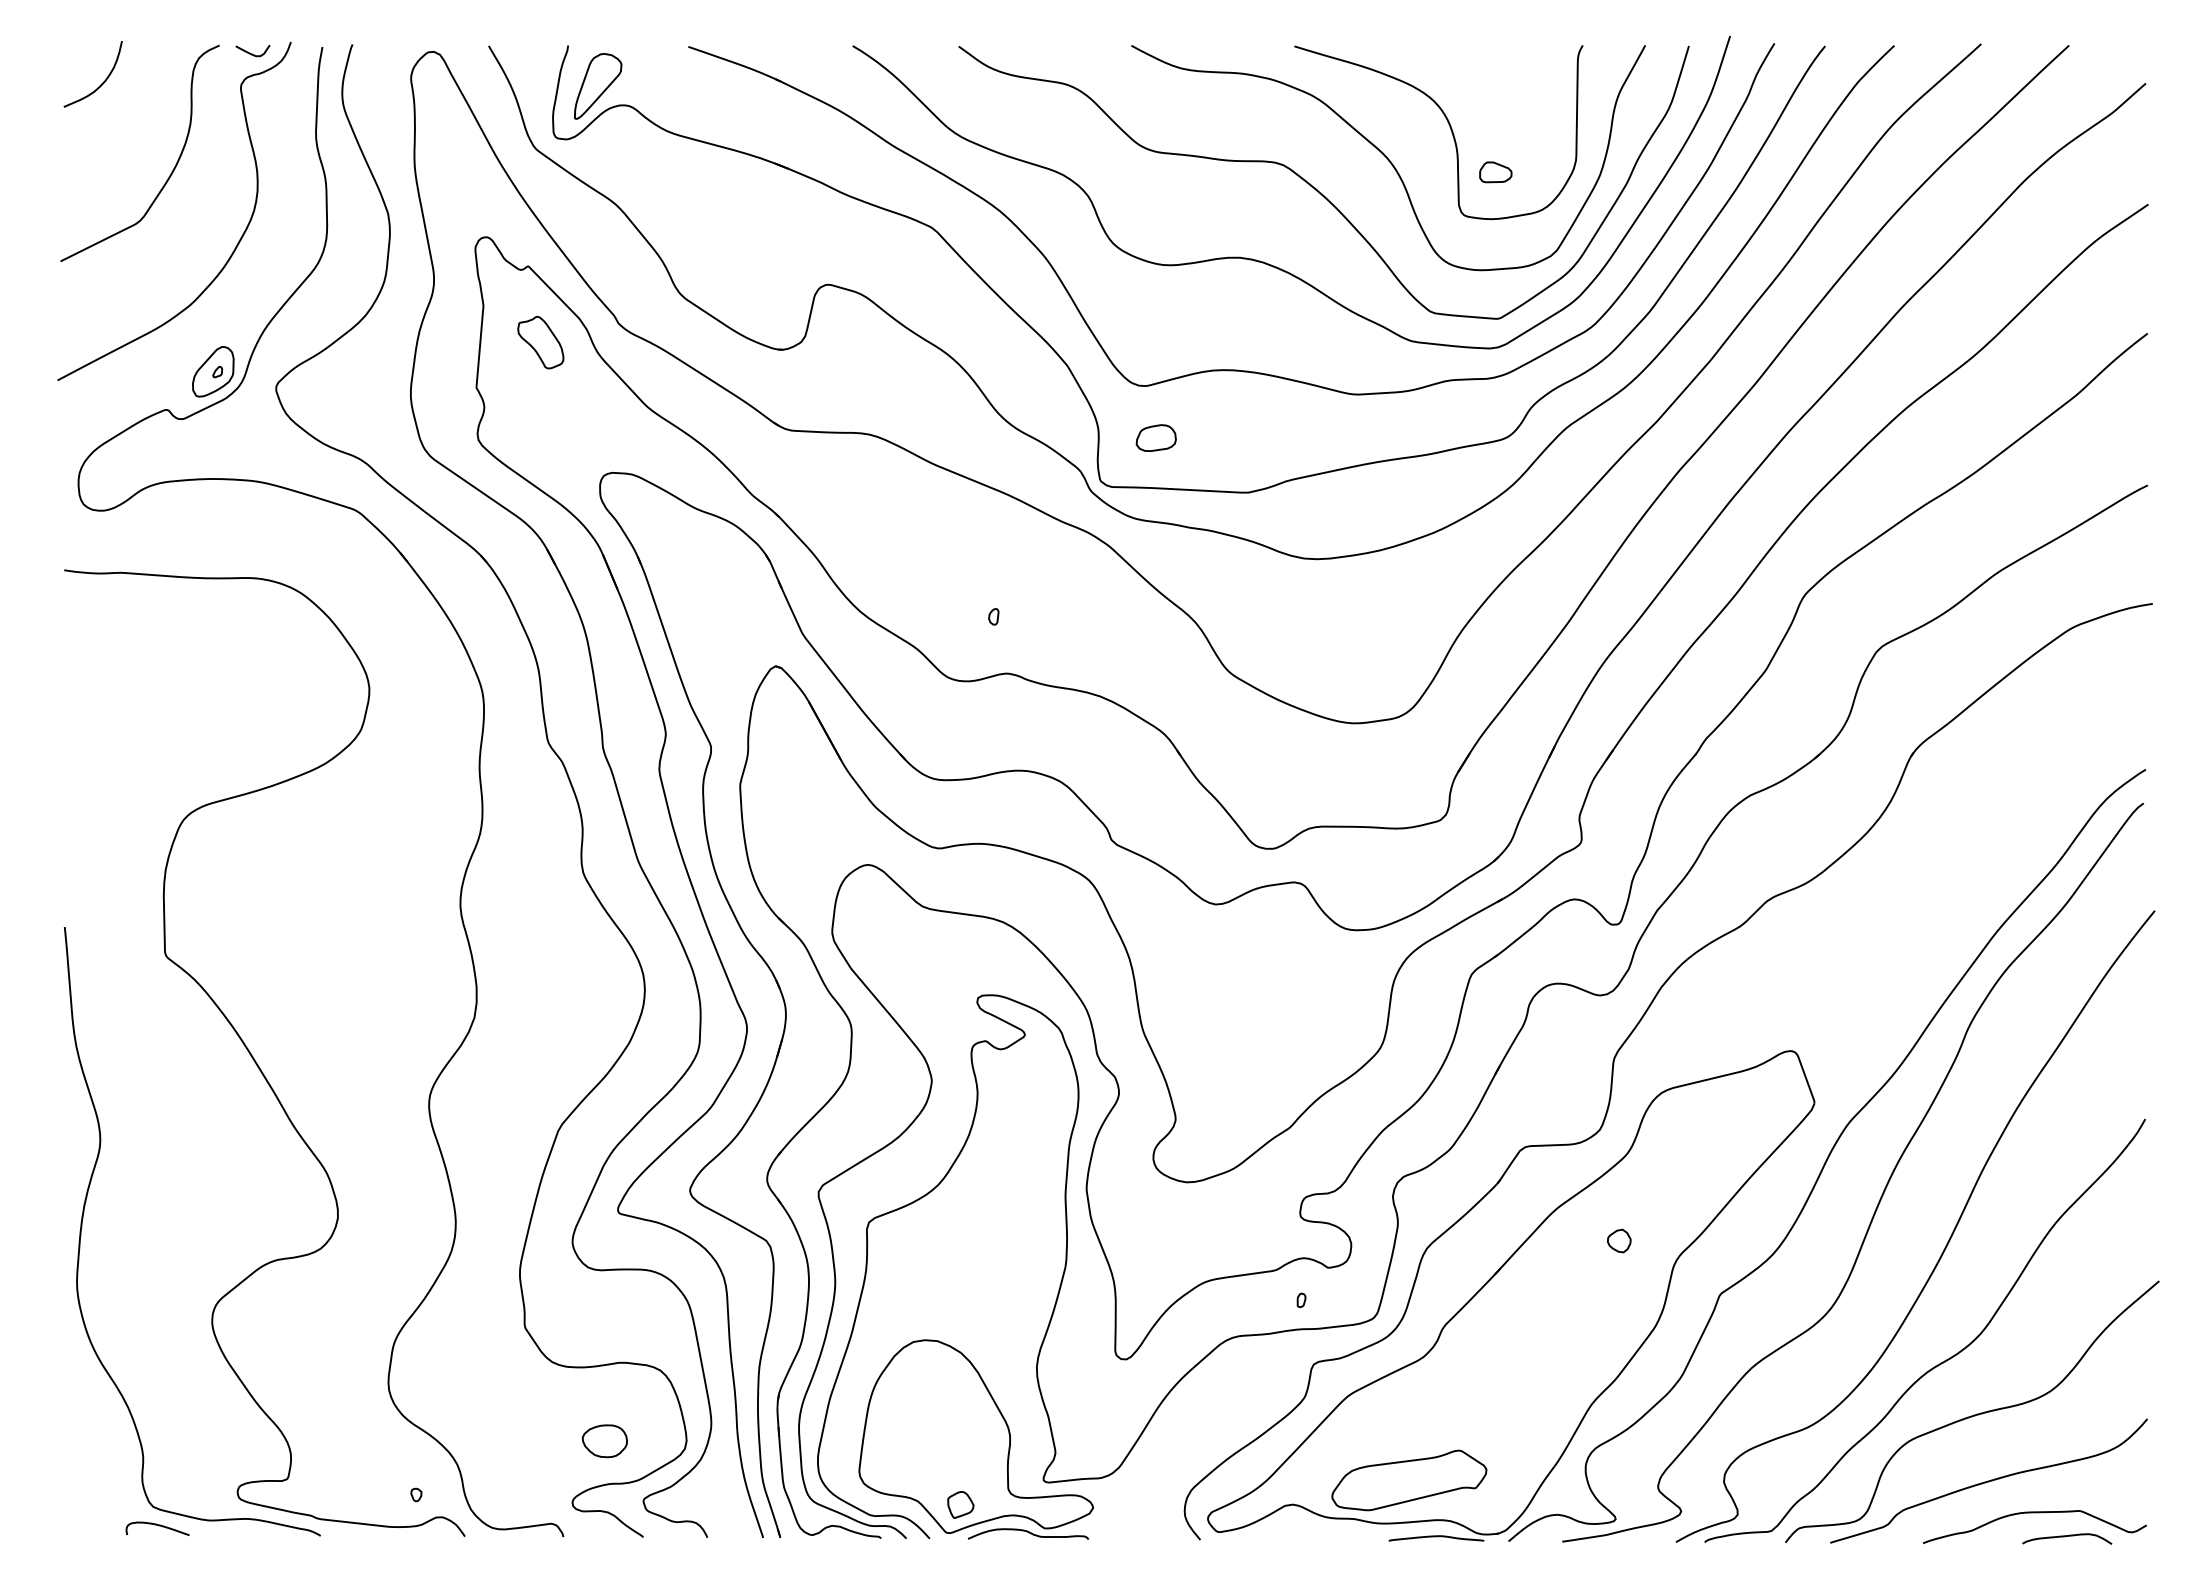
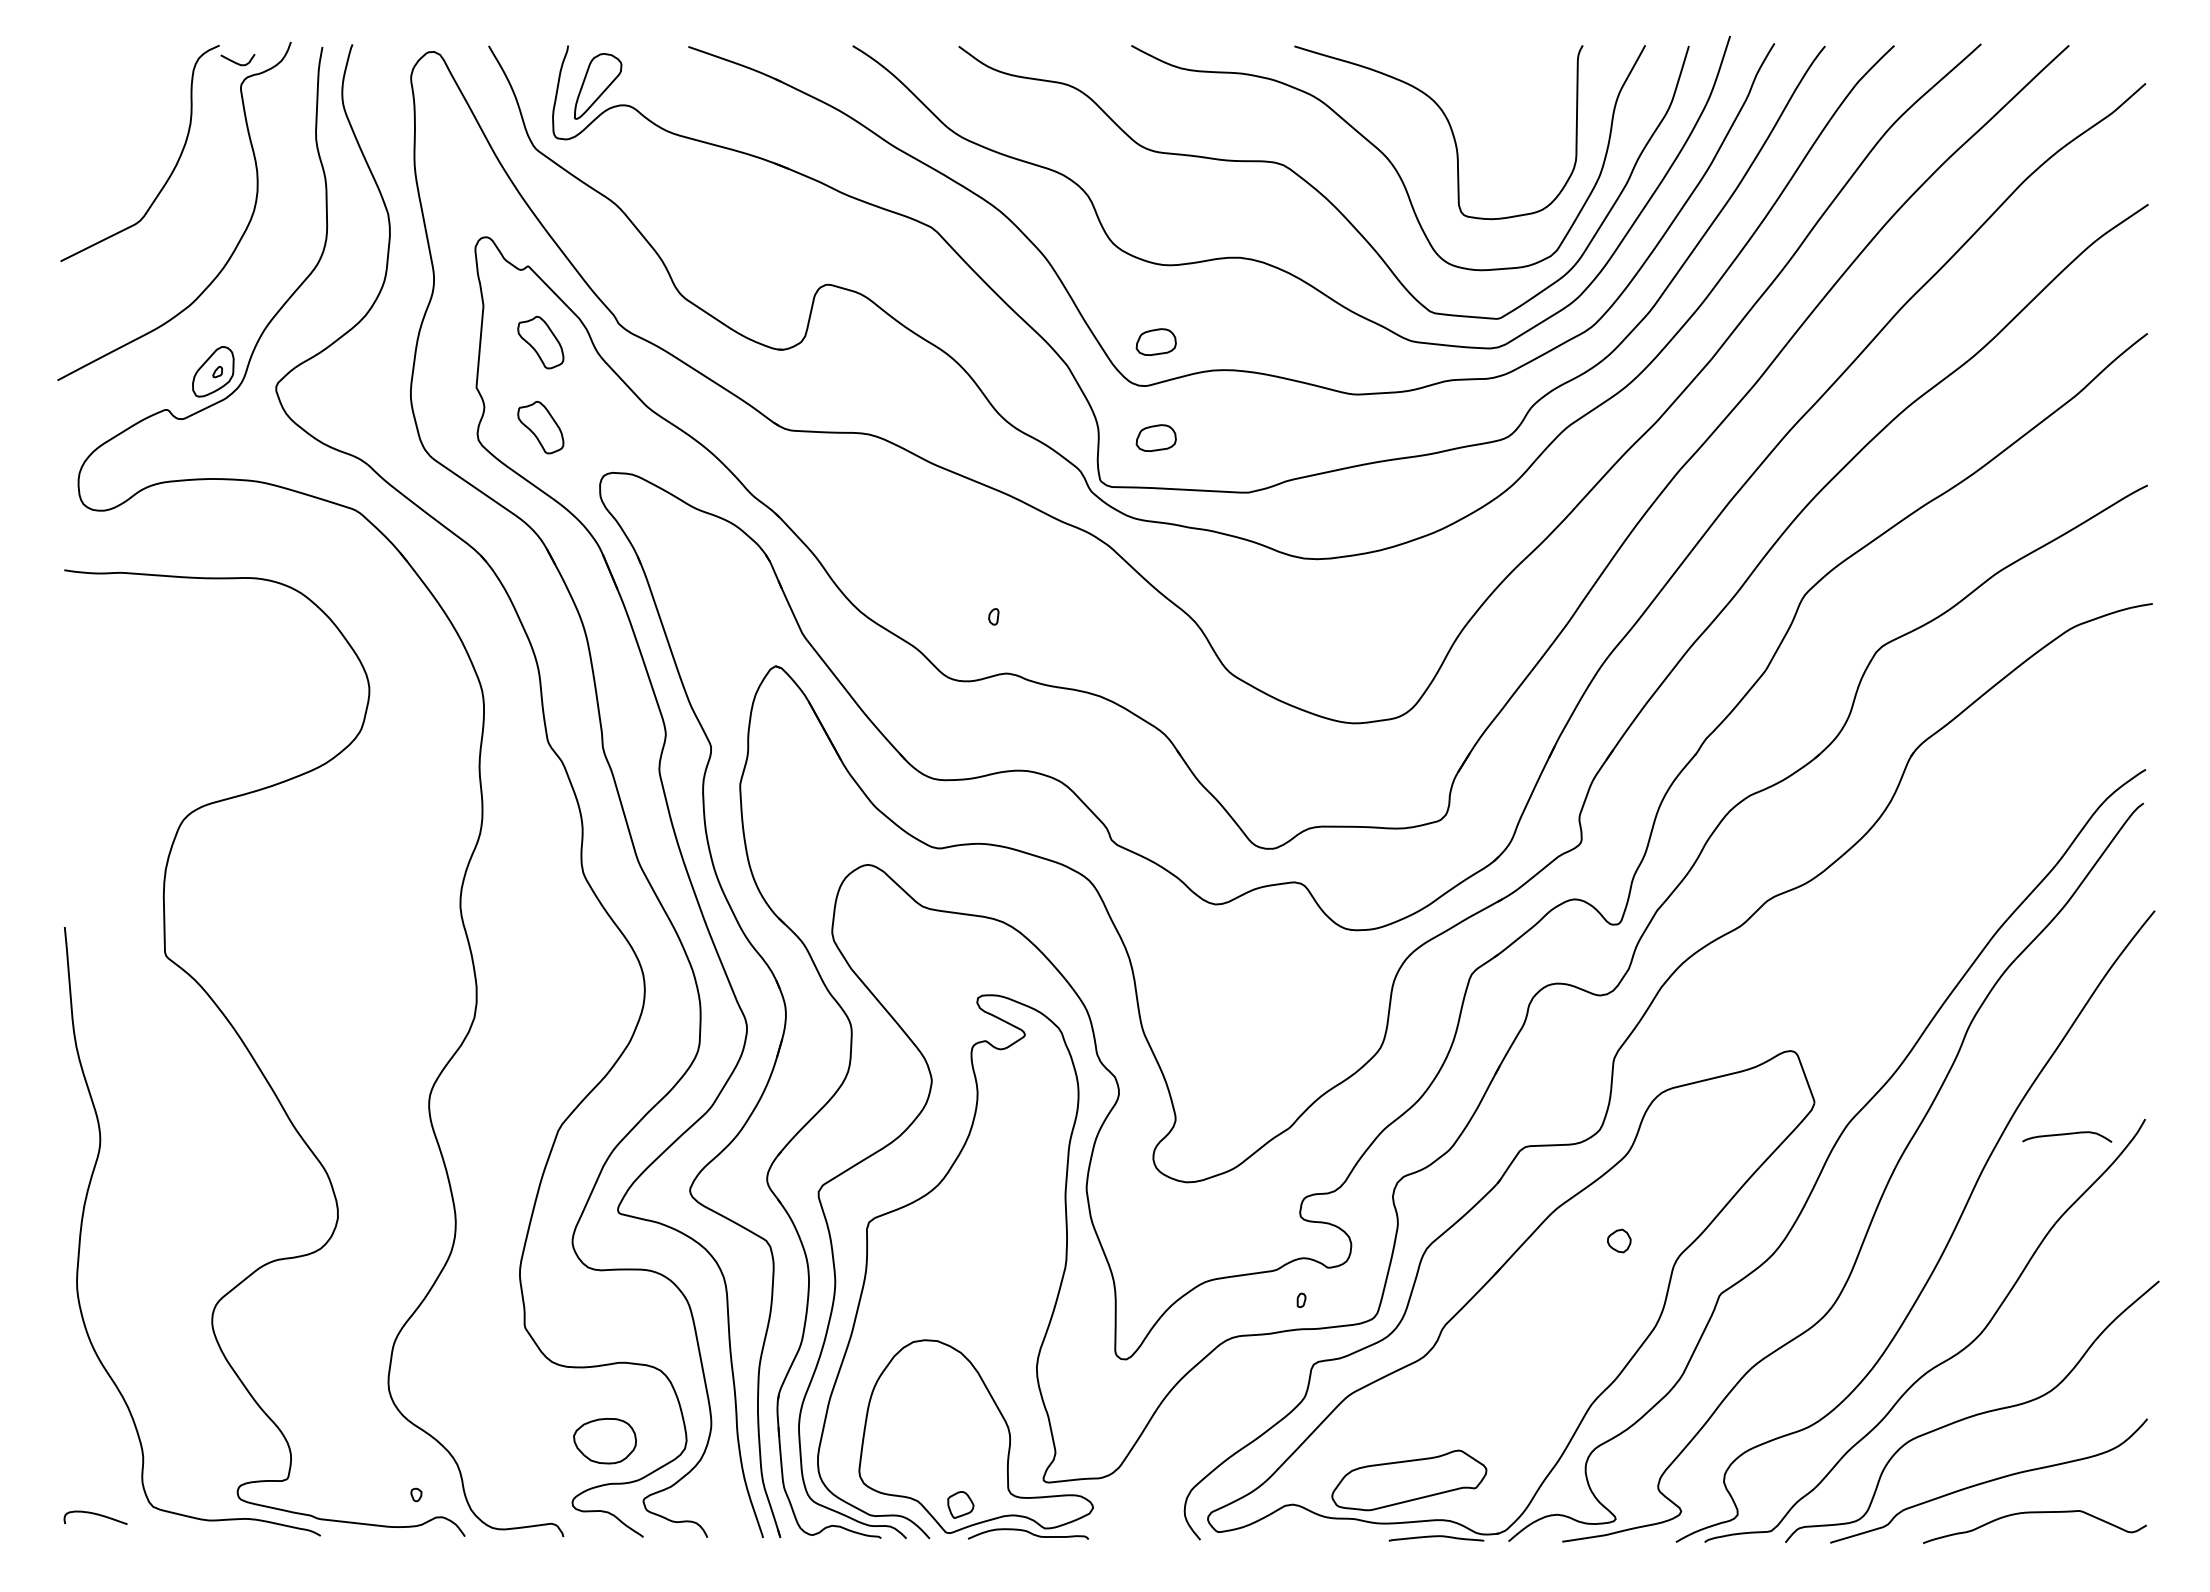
curve position: (252, 53) -> (237, 62) (237, 62)
curve: present -> none (101, 83)
part: present -> none (1495, 172)
part: none -> present (1155, 341)
part: none -> present (540, 427)
part size: 47x35 px -> 64x47 px (604, 1441)
curve position: (158, 1526) -> (96, 1515) (96, 1515)
curve position: (2067, 1536) -> (2067, 1134) (2067, 1134)
